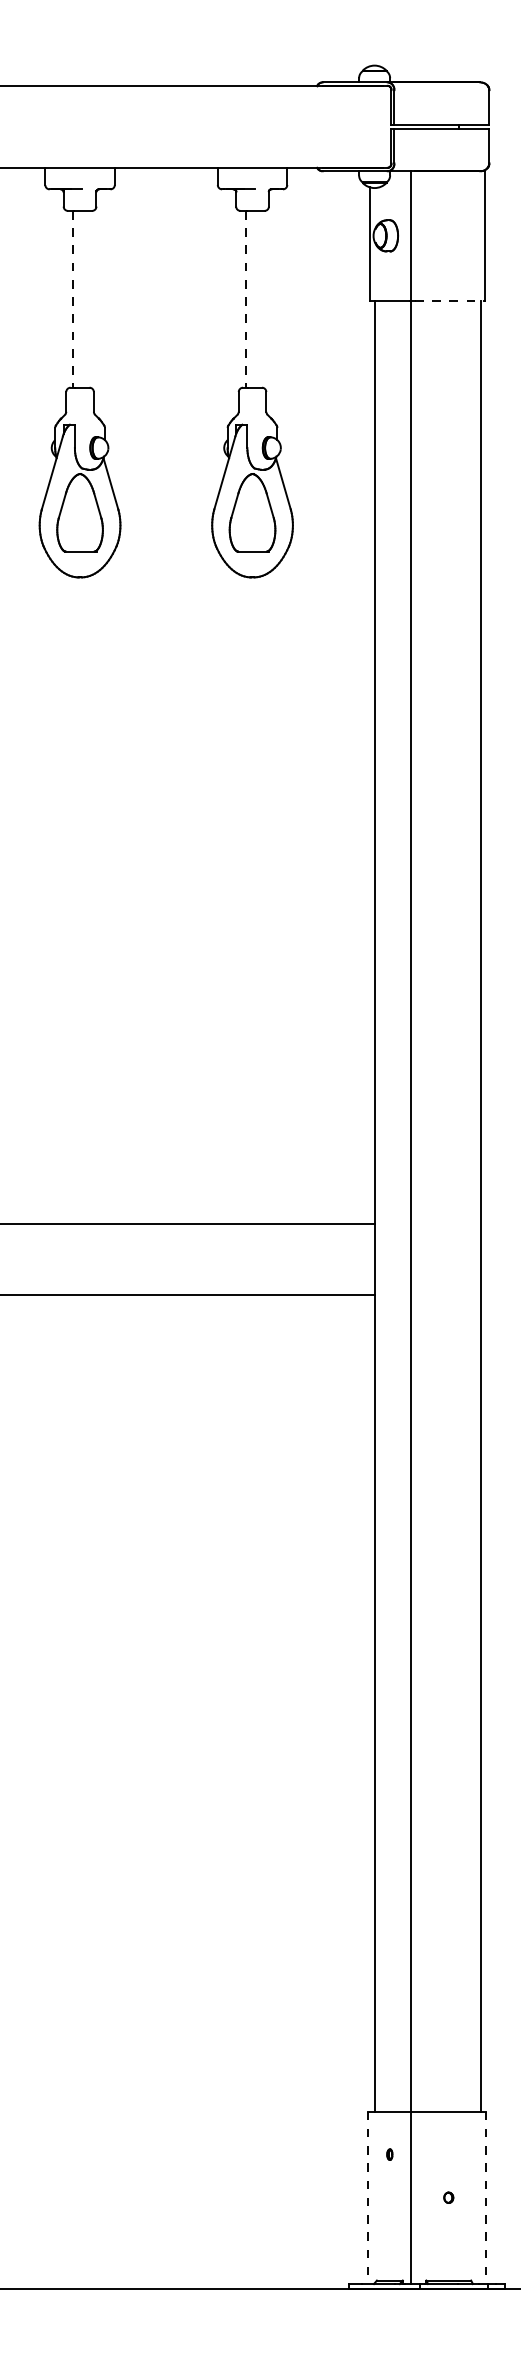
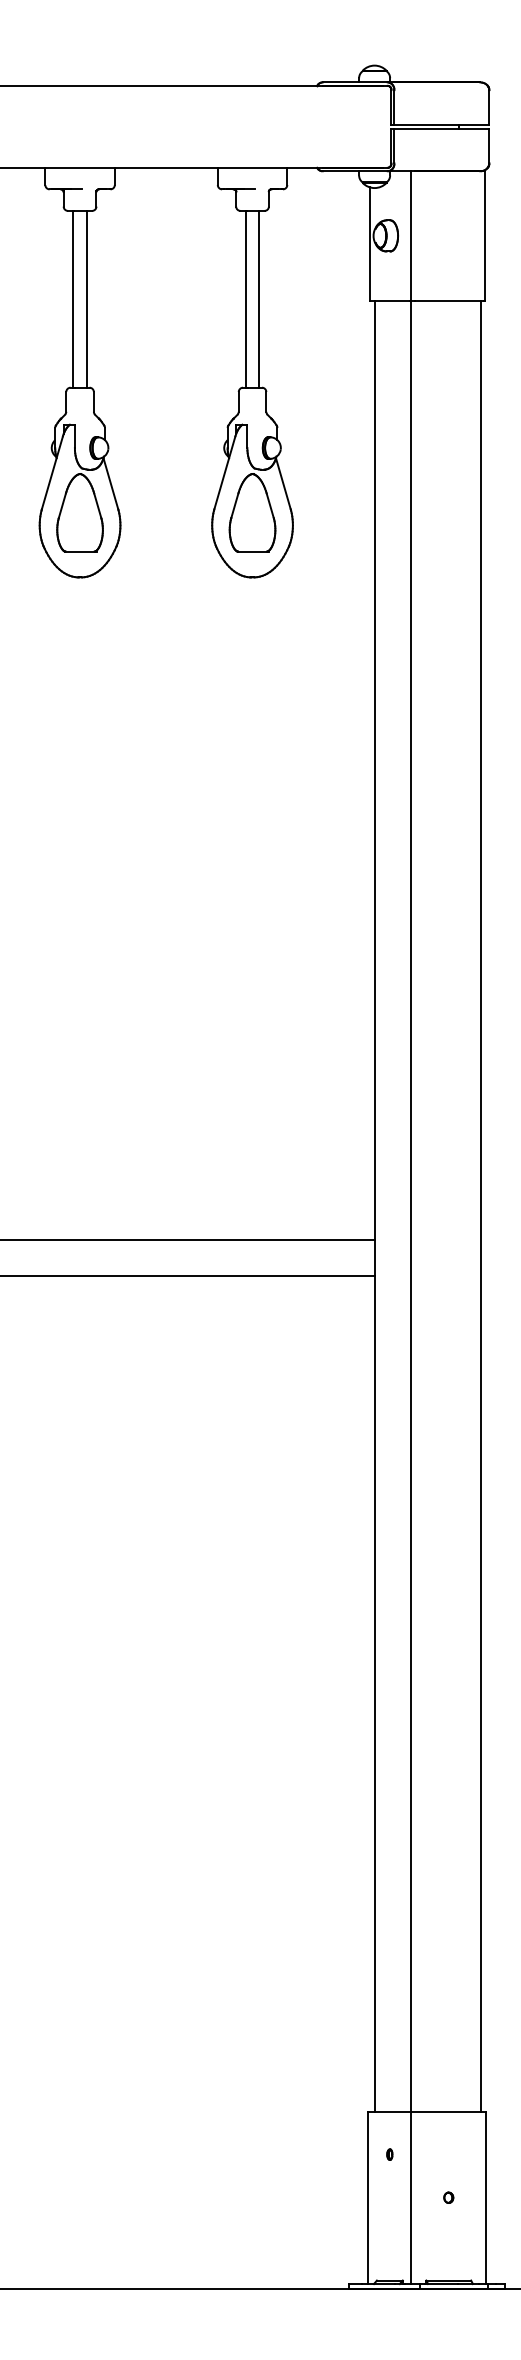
line: none -> present (86, 298)
line: none -> present (259, 298)
line: dashed -> solid (73, 299)
line: dashed -> solid (245, 299)
line: dashed -> solid (449, 300)
line position: (188, 1223) -> (188, 1239) (188, 1239)
line position: (188, 1294) -> (188, 1275) (188, 1275)
line: dashed -> solid (368, 2198)
line: dashed -> solid (486, 2198)
